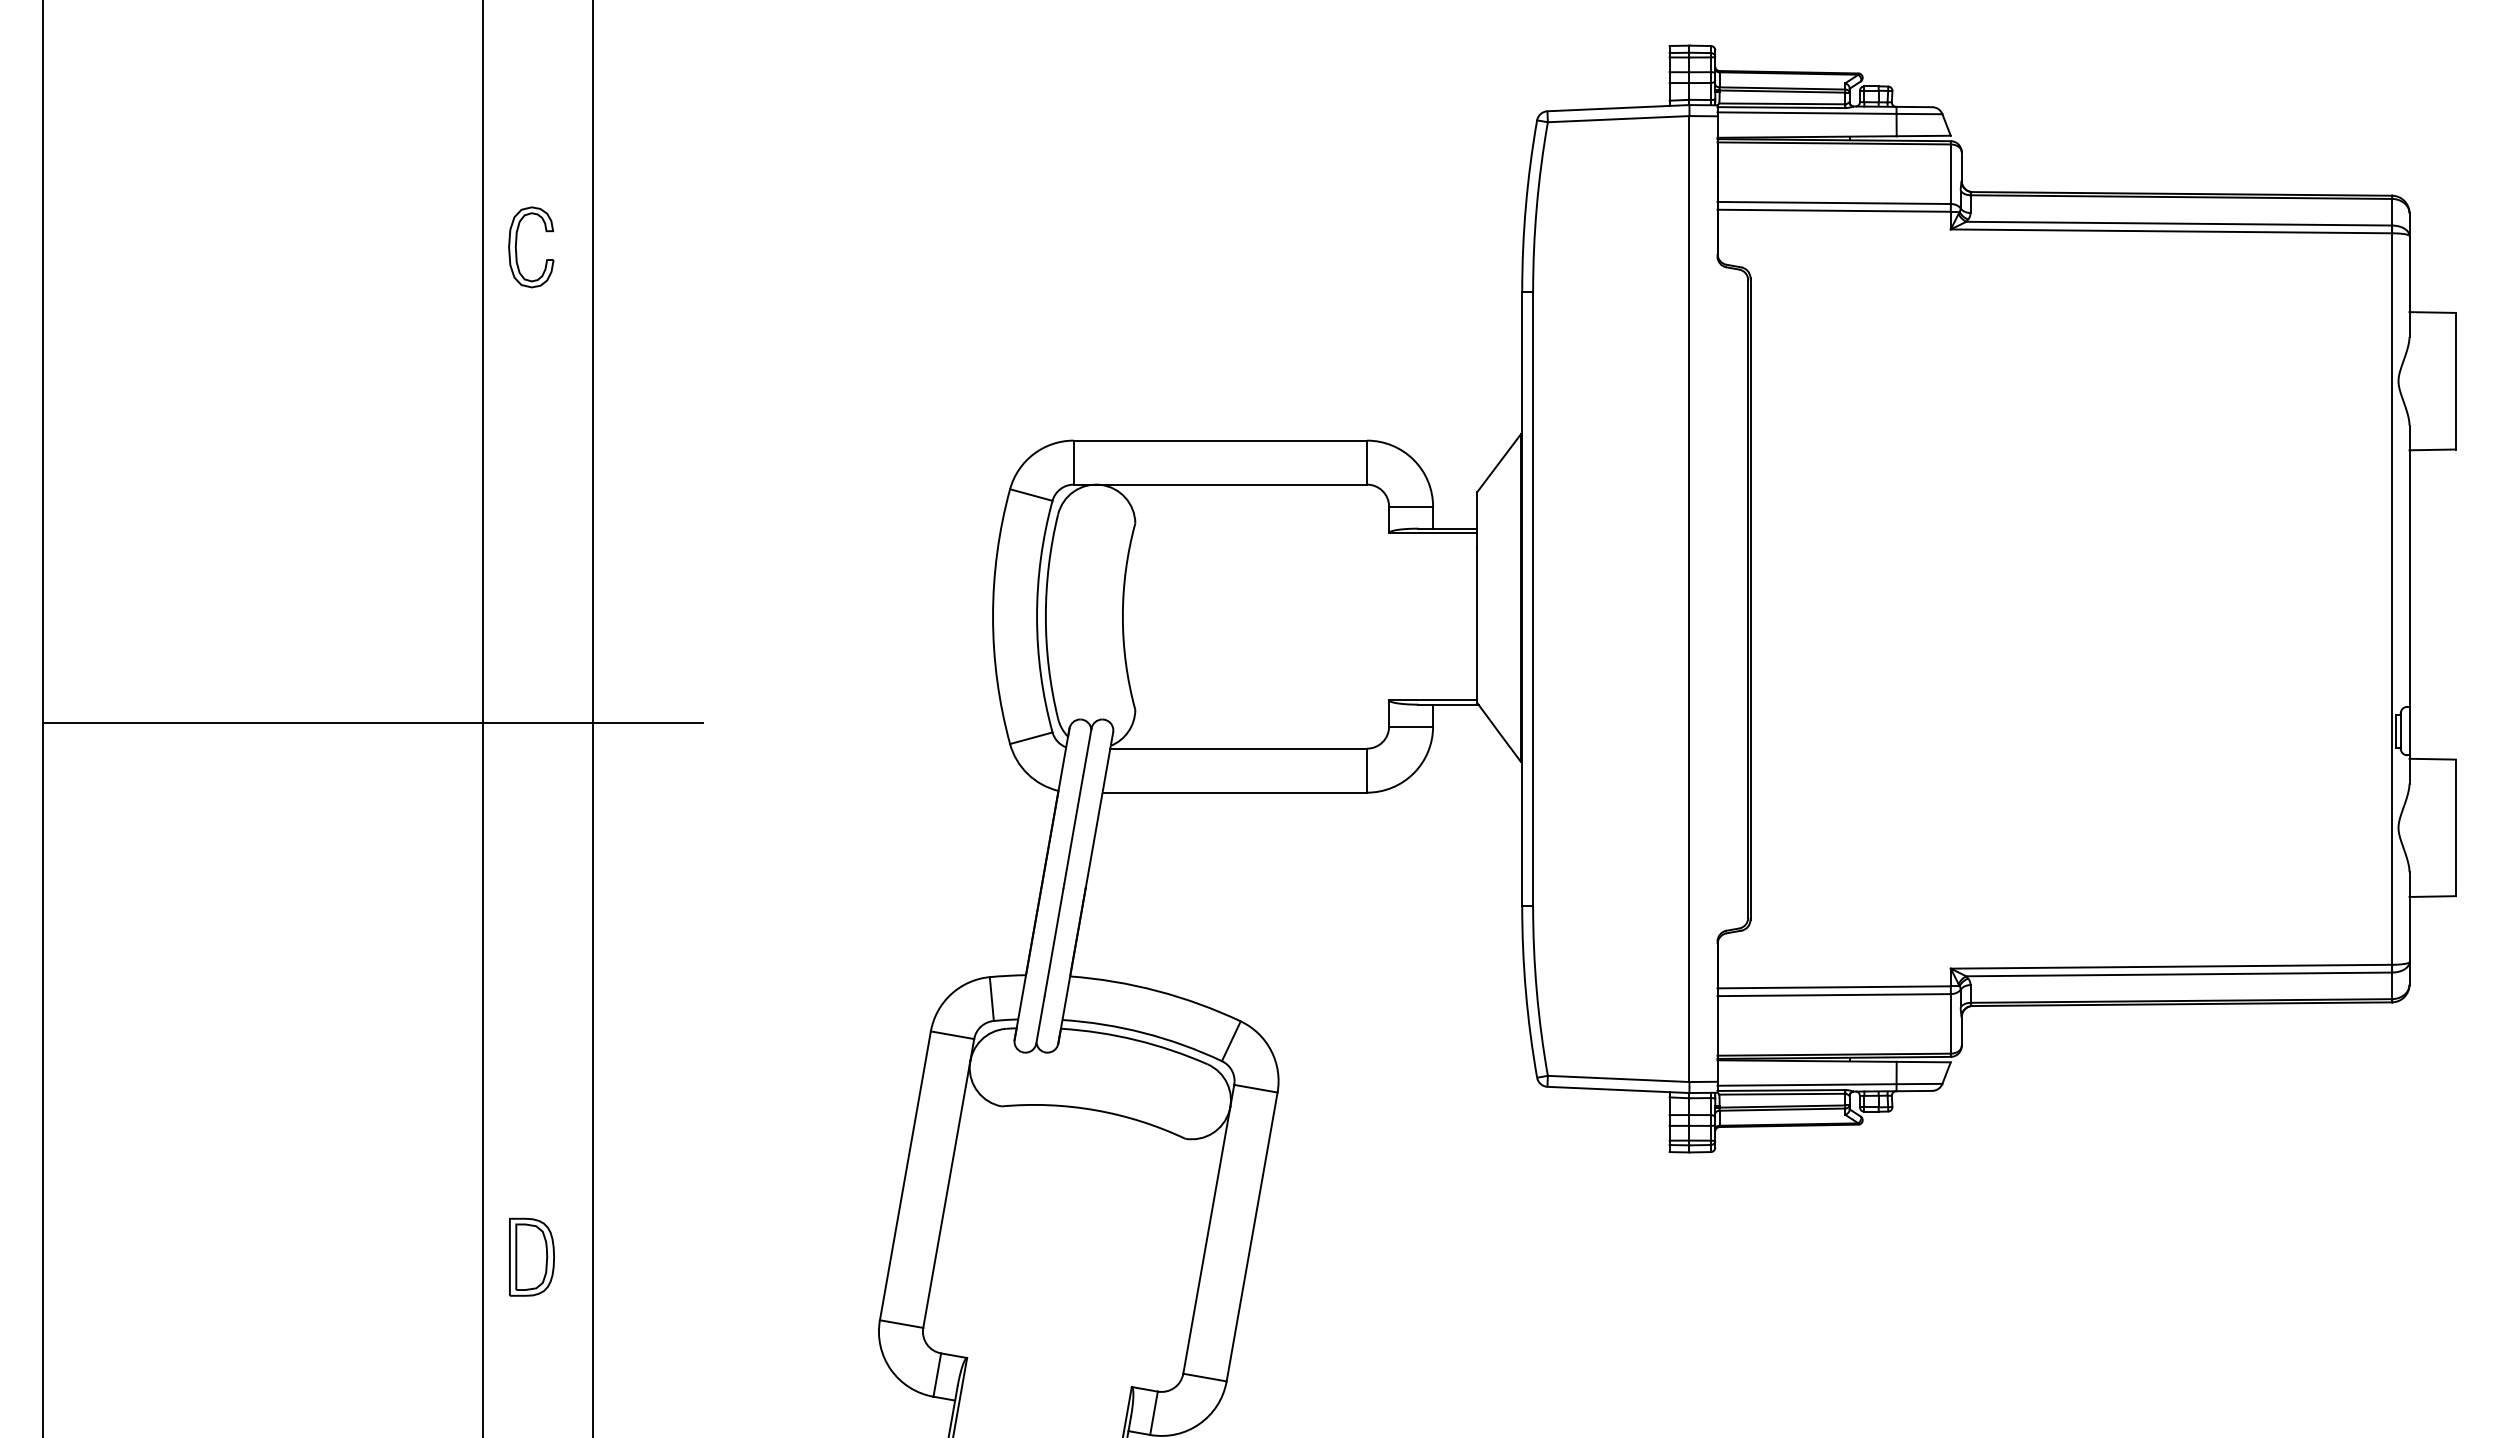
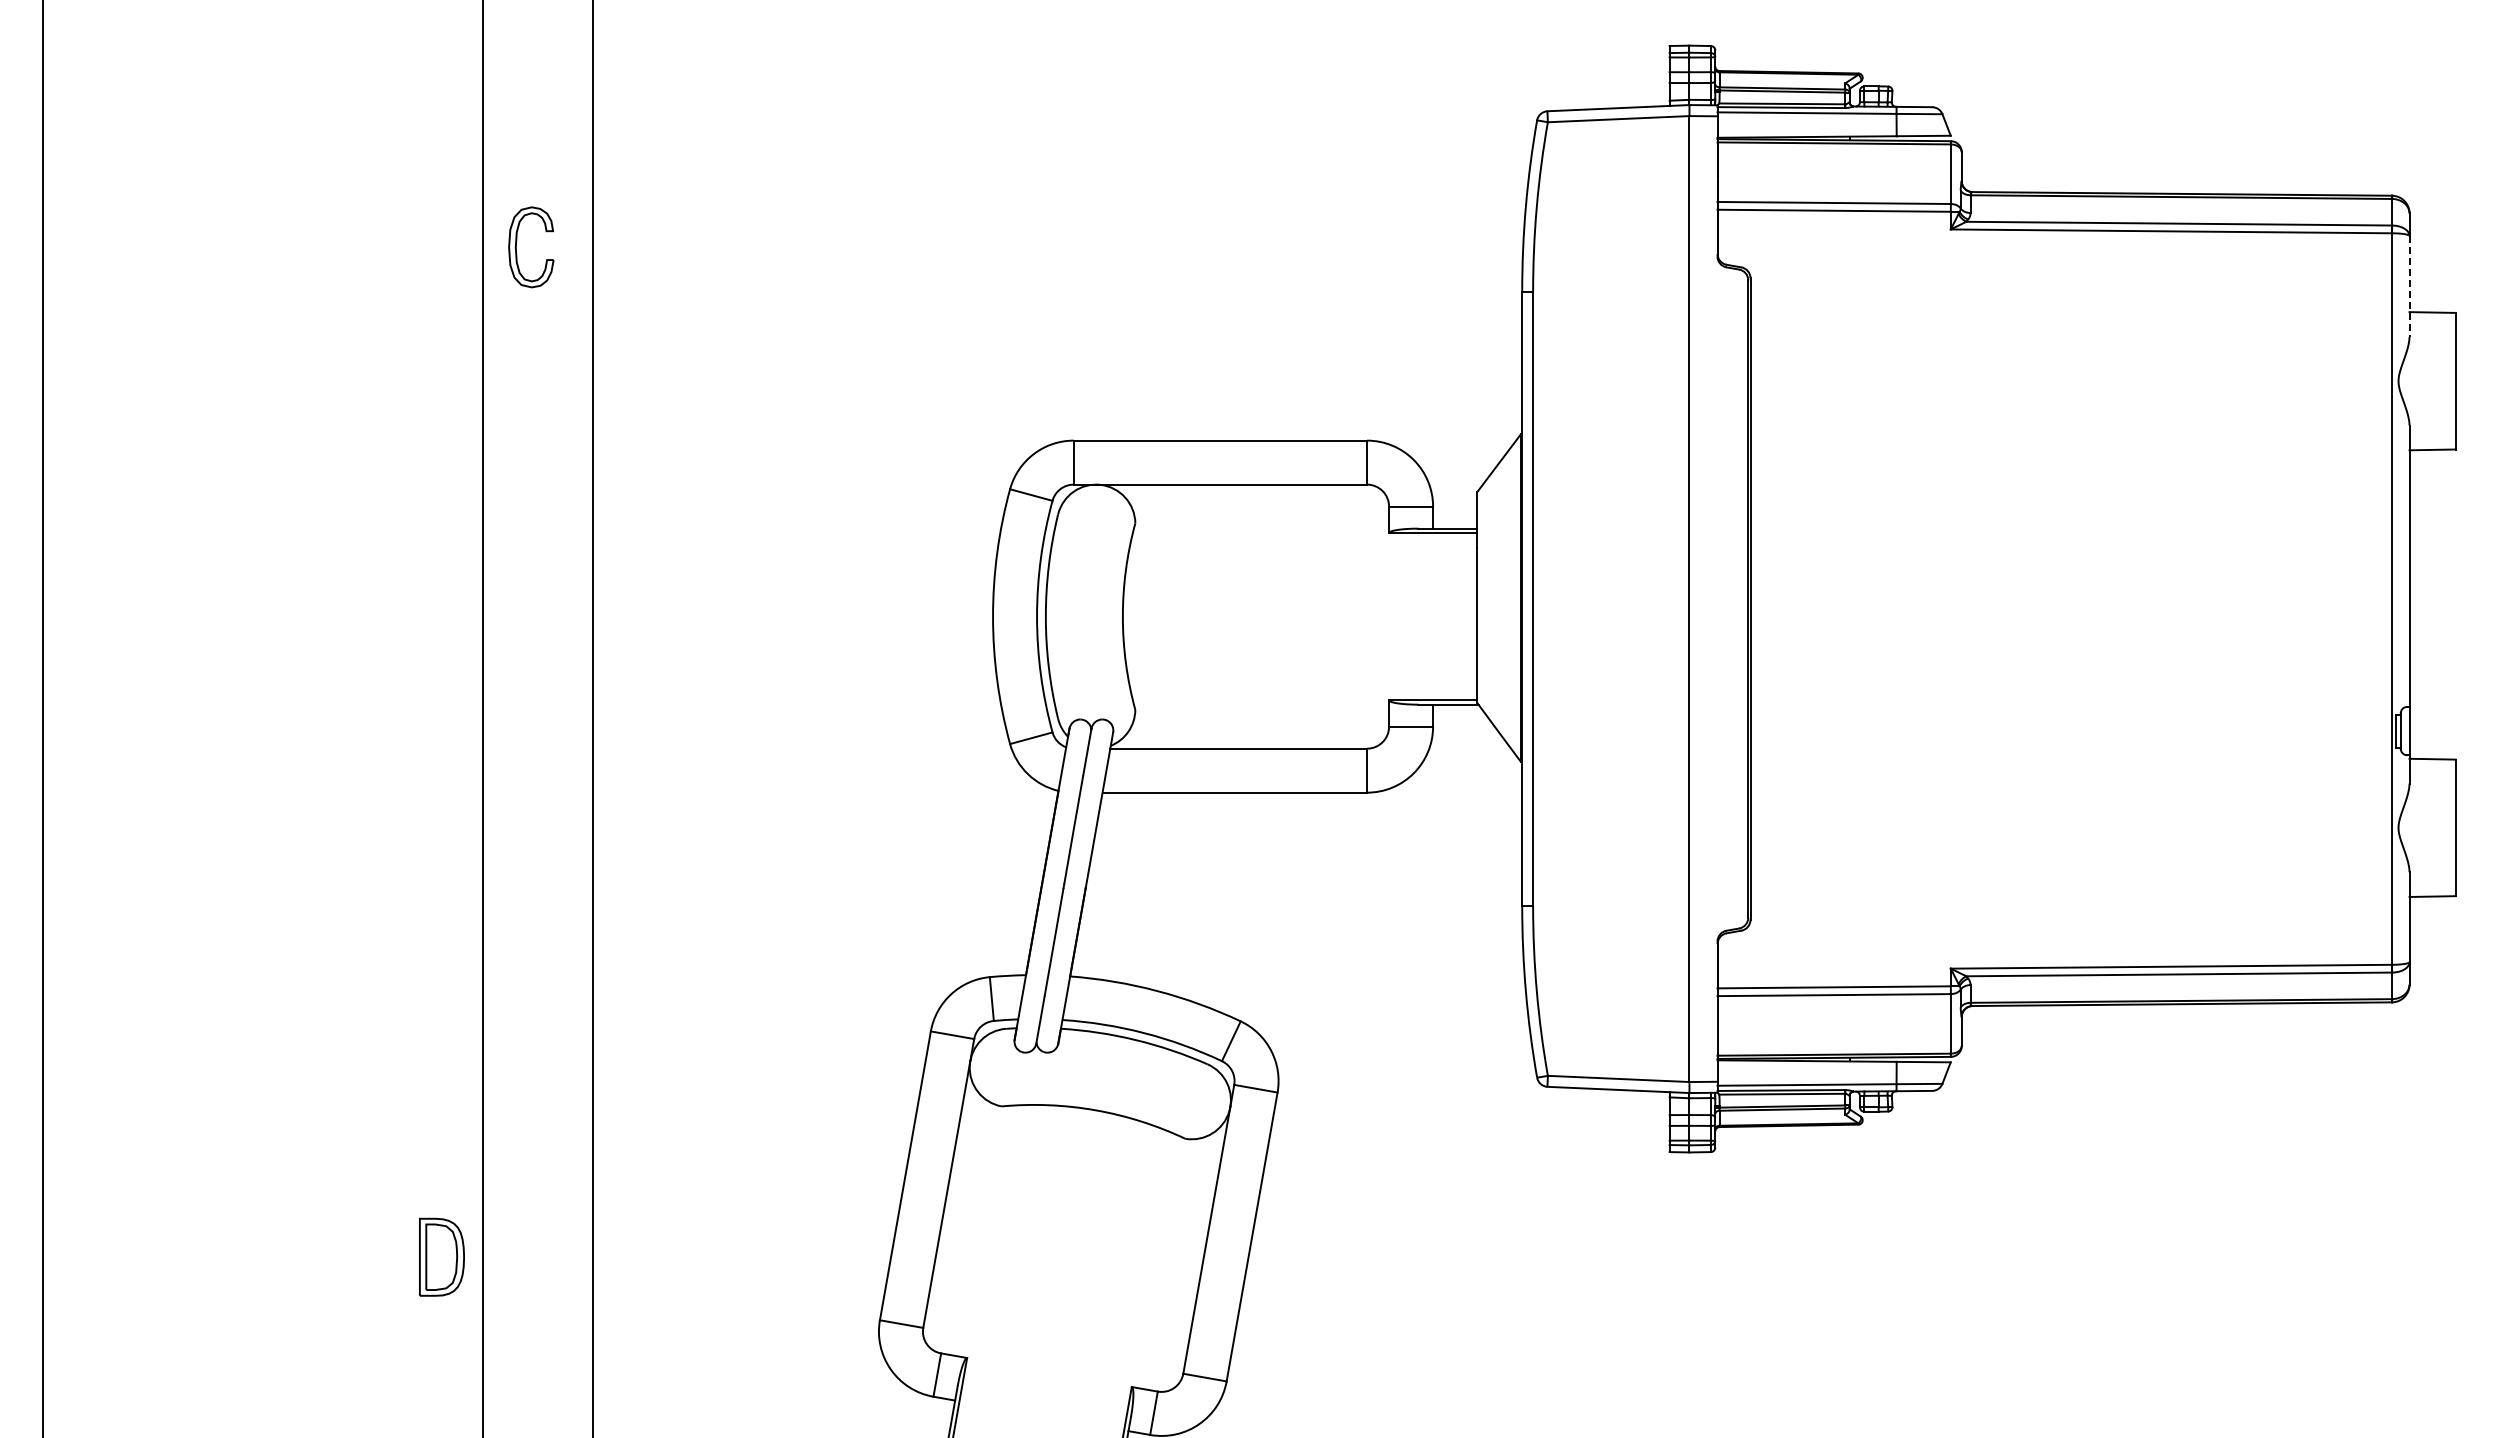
line: solid -> dashed (2409, 286)
line: present -> none (373, 723)
part position: (531, 1256) -> (441, 1256) (441, 1256)
